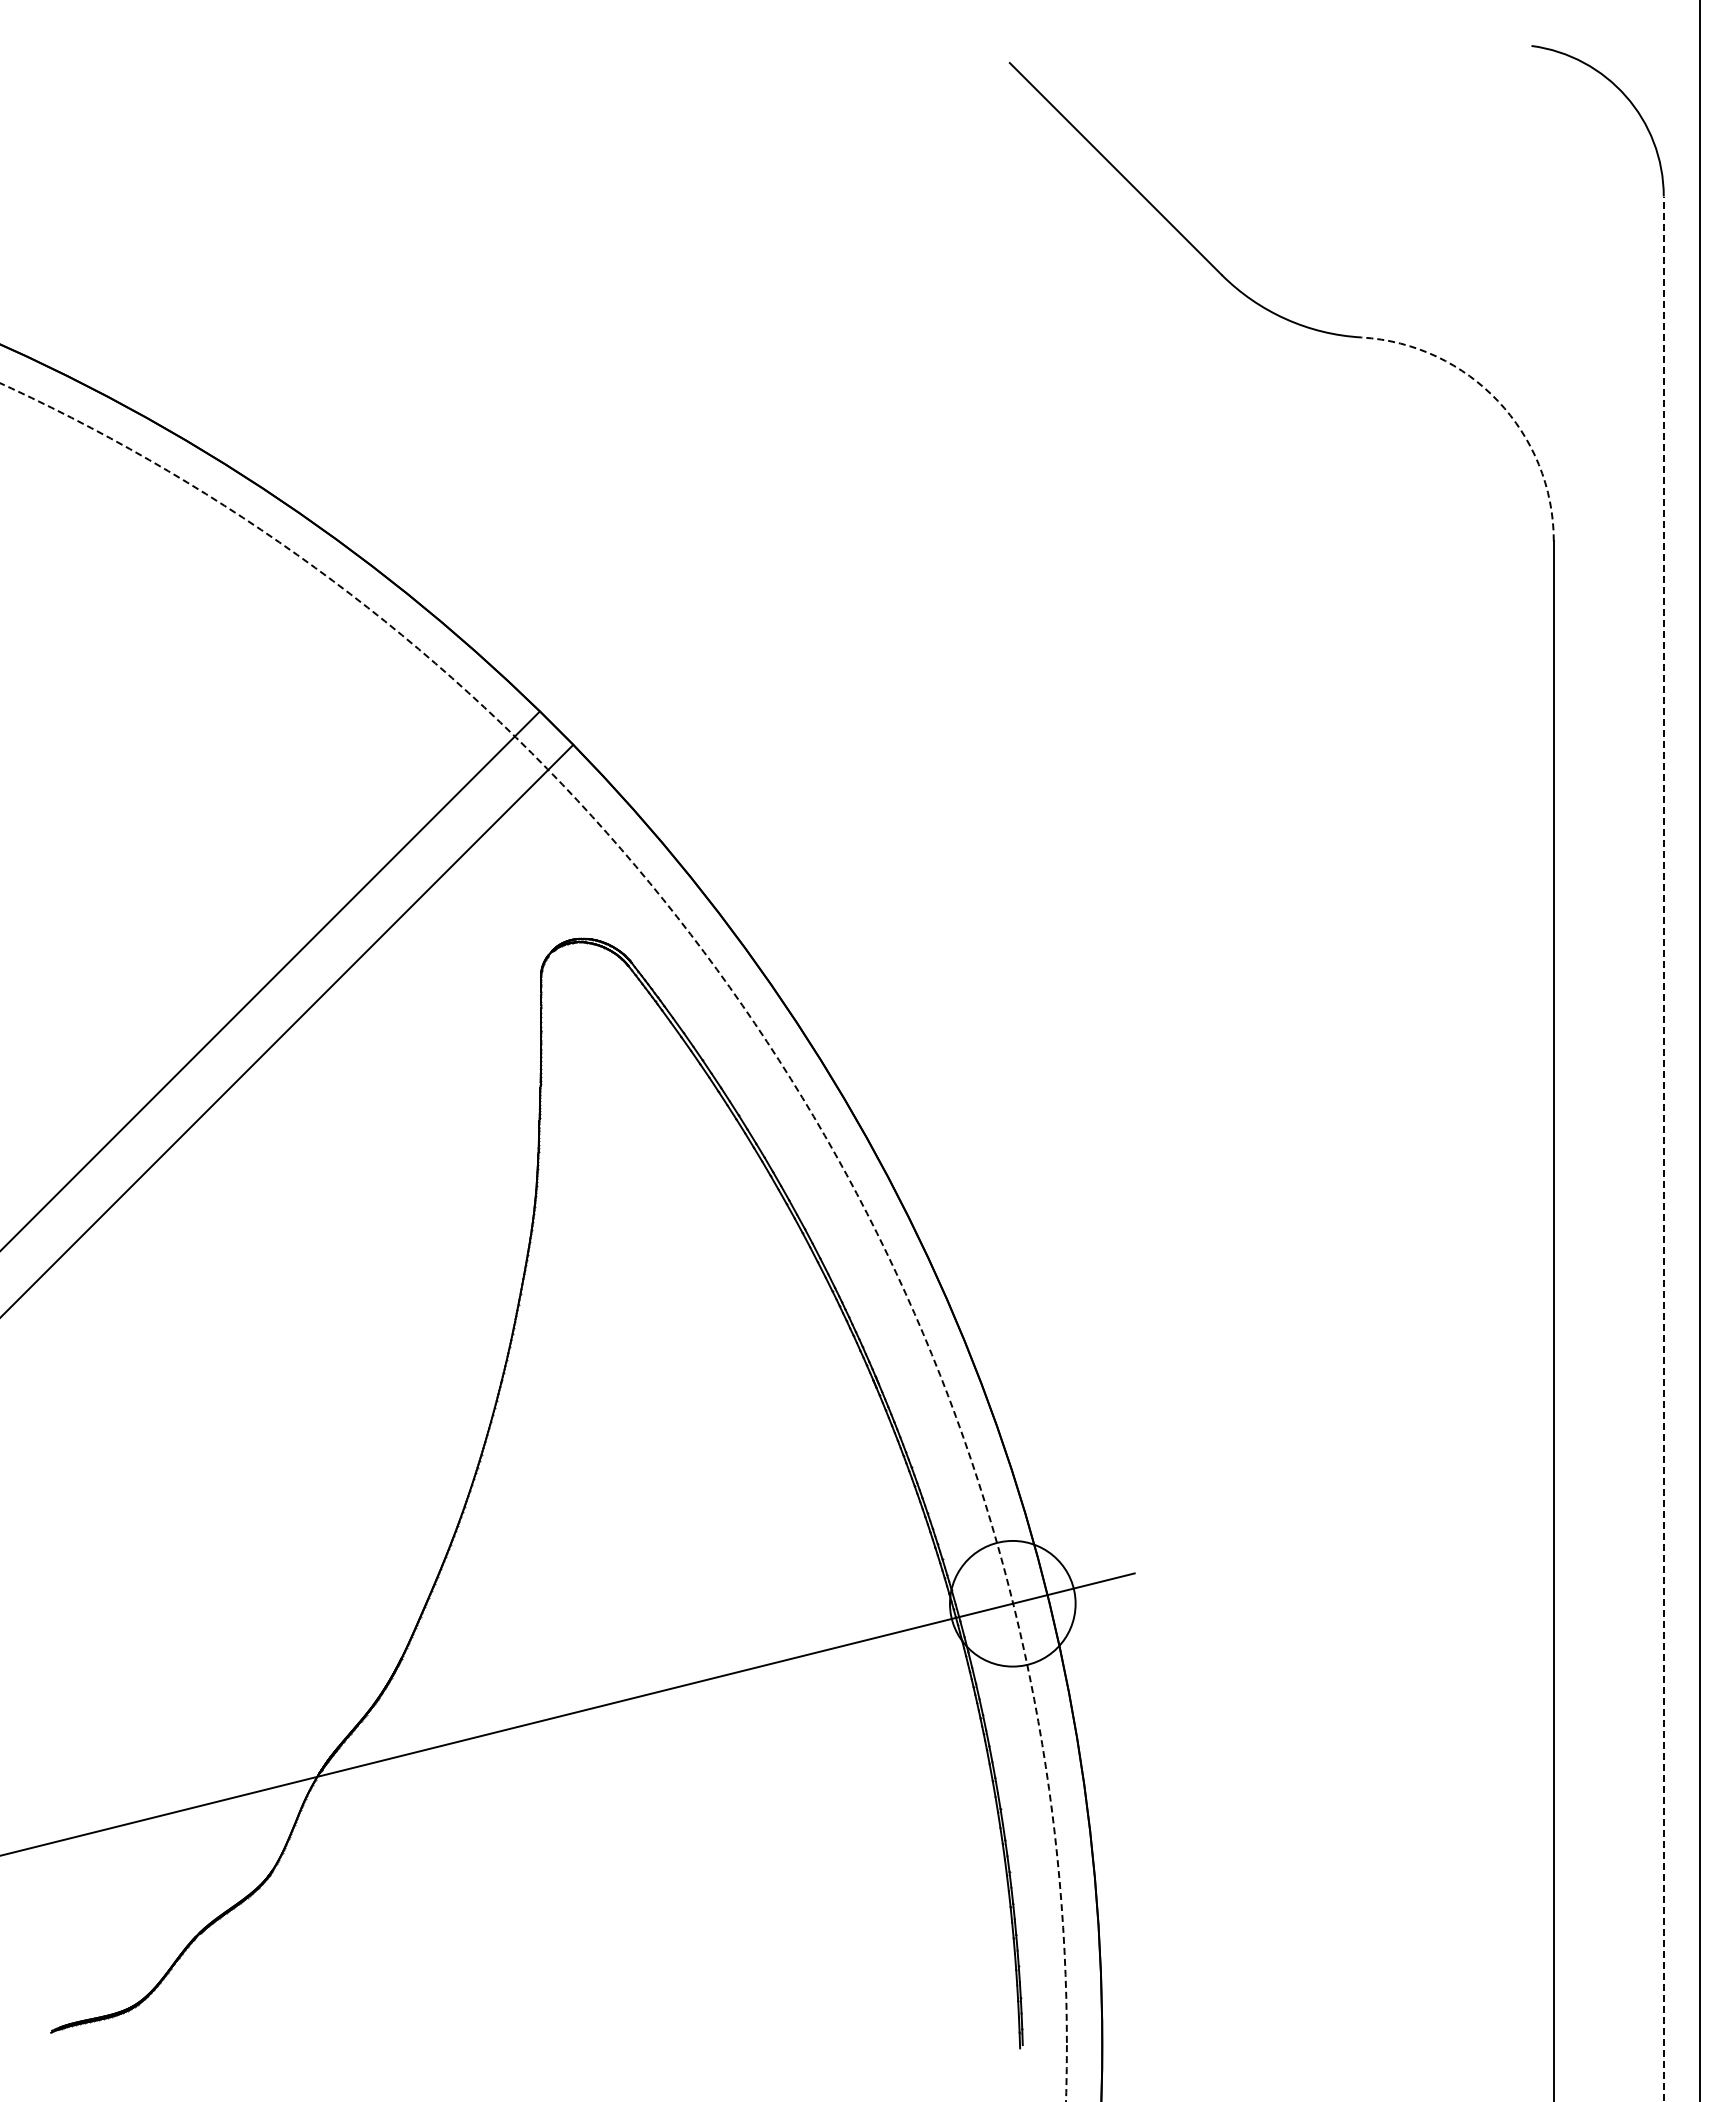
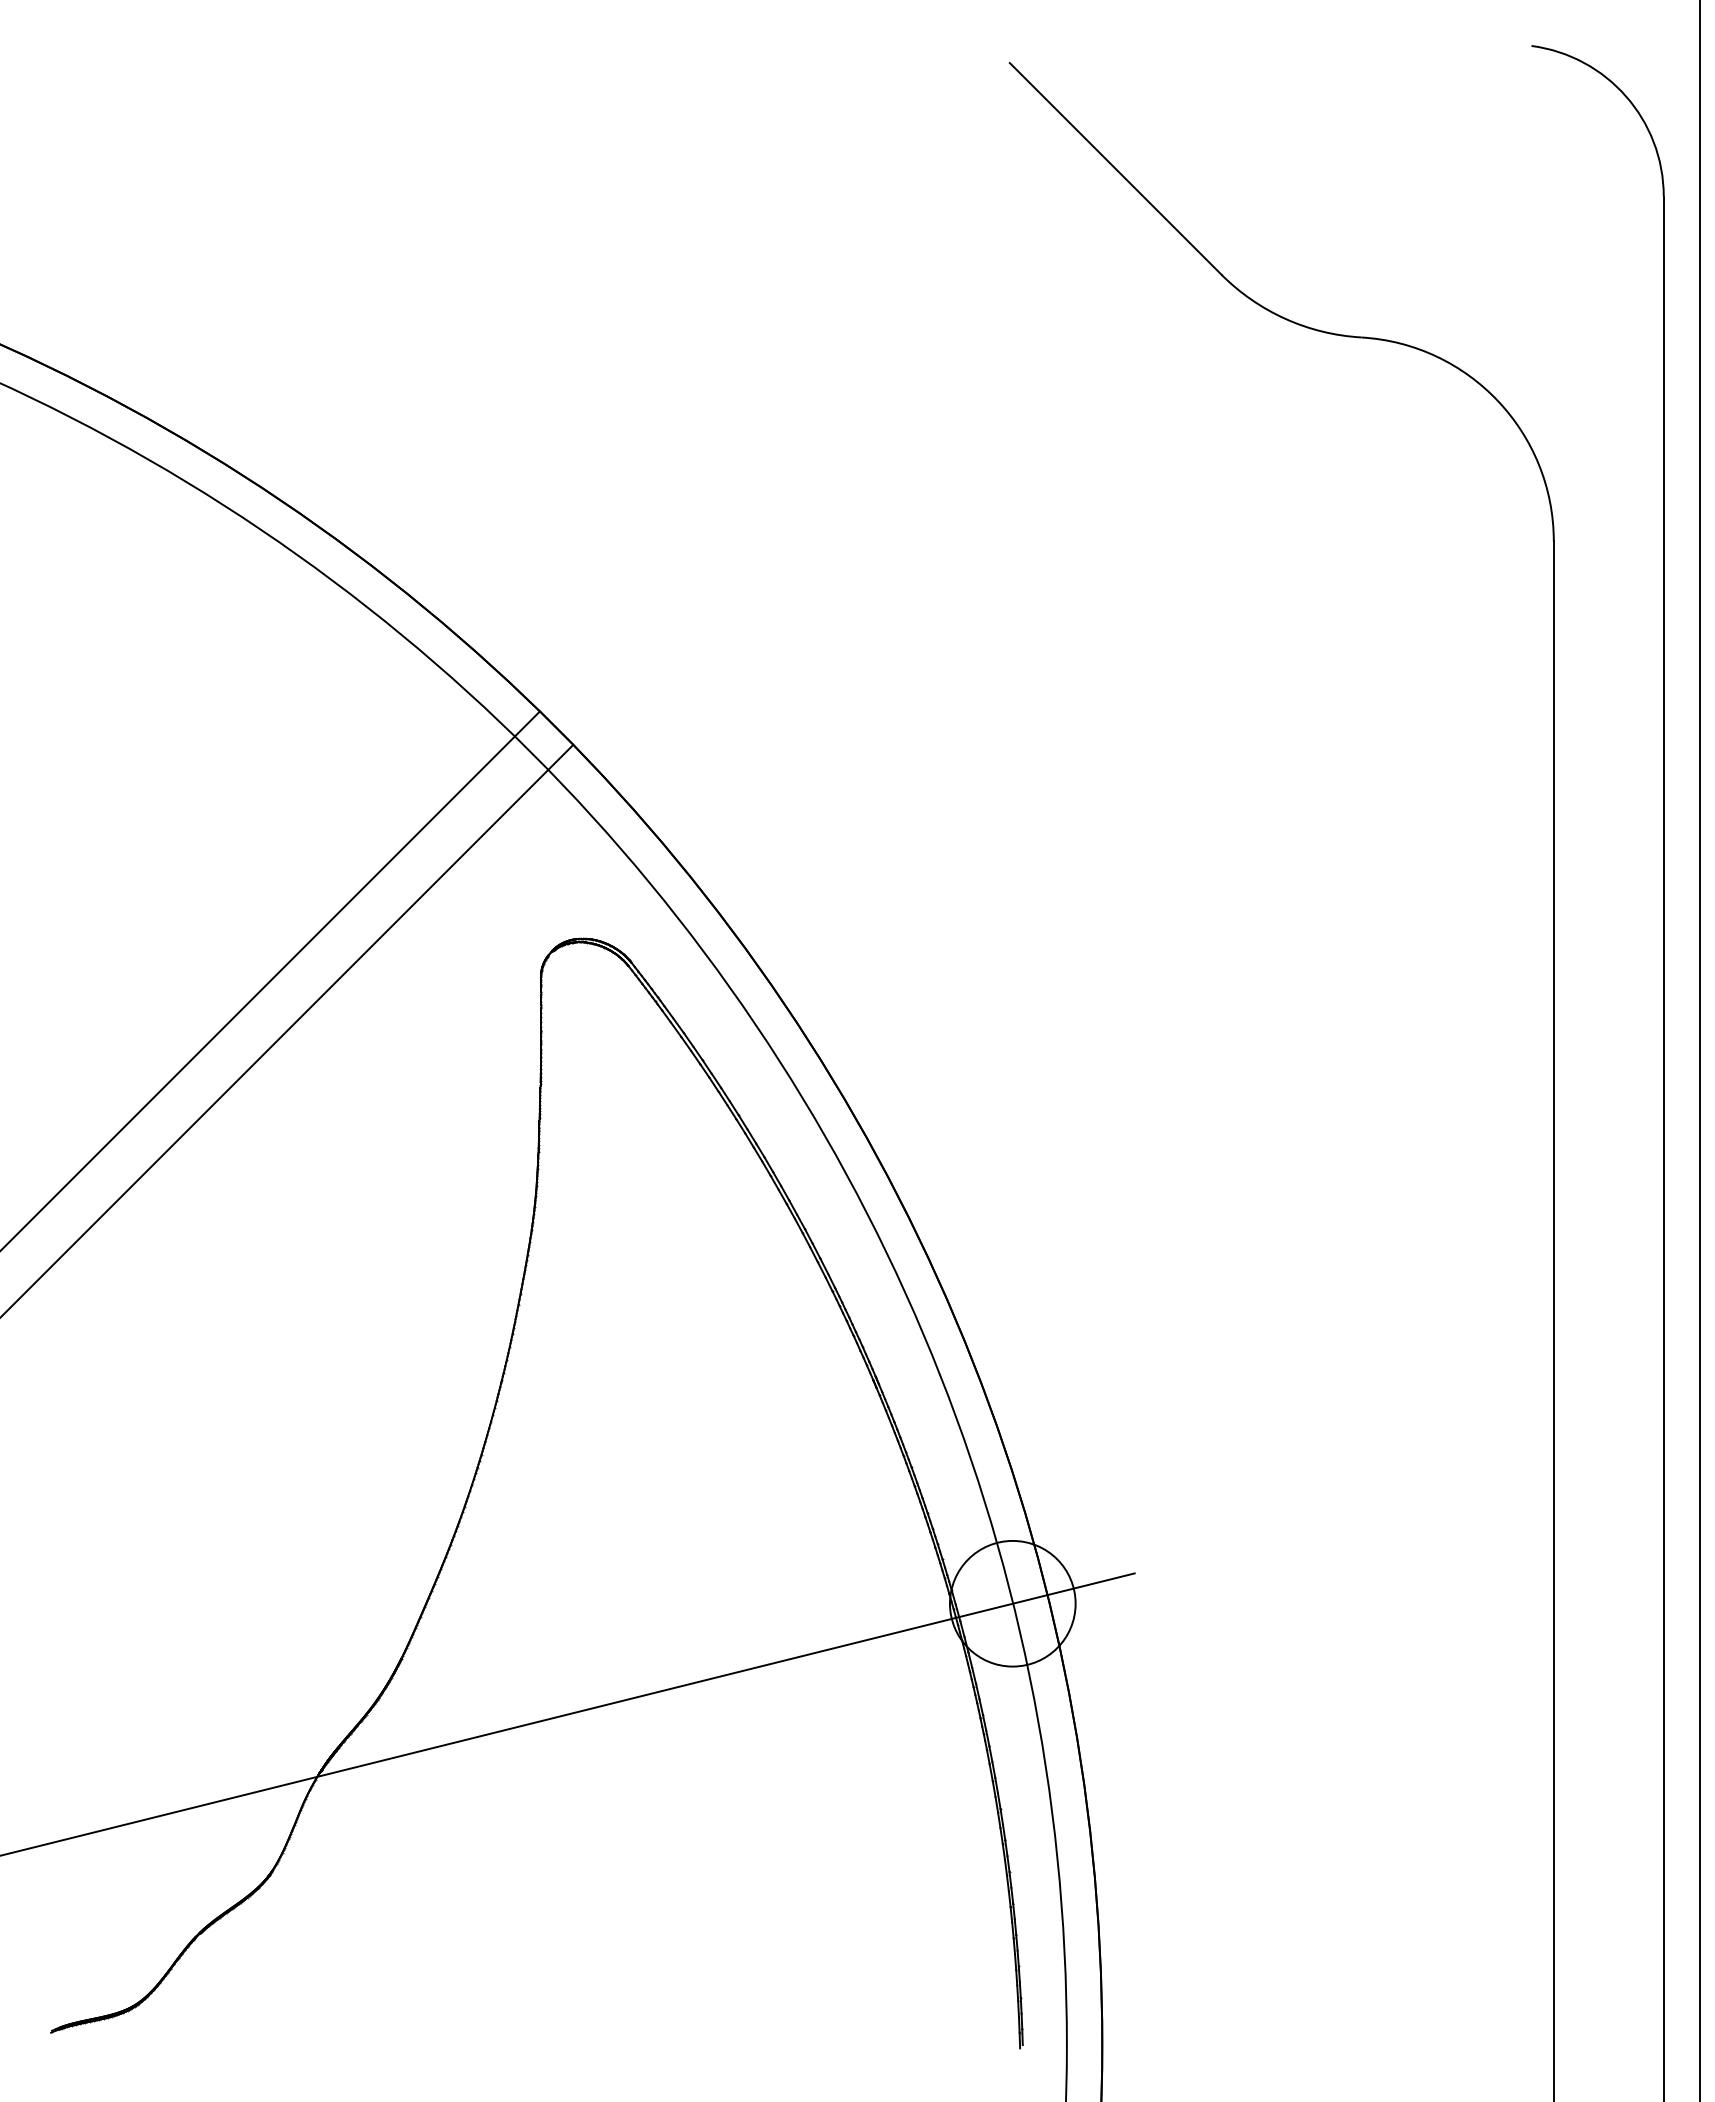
arc: dashed -> solid (1498, 401)
line: dashed -> solid (1663, 1148)
circle: dashed -> solid (533, 1242)
